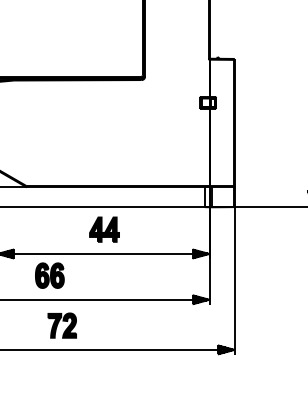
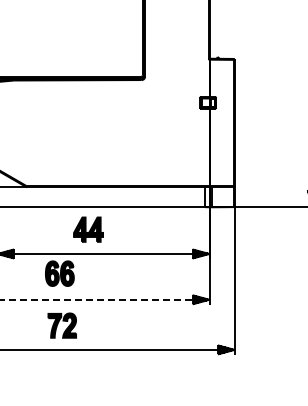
part position: (104, 229) -> (88, 229) (88, 229)
part position: (49, 275) -> (59, 273) (59, 273)
line: solid -> dashed (105, 299)
